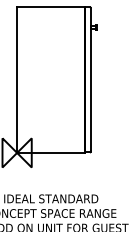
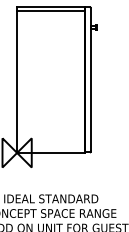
line: none -> present (51, 11)
